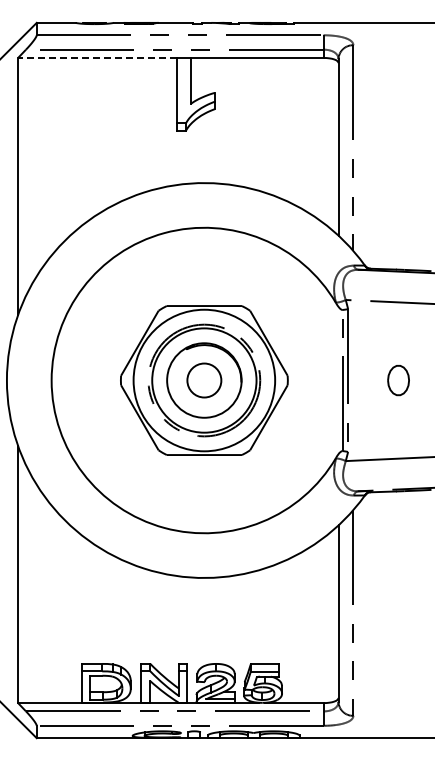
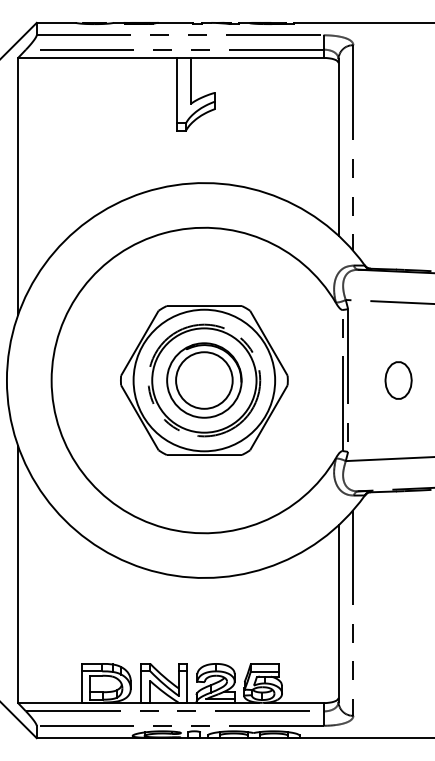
line: dashed -> solid (97, 57)
circle diameter: 34 px -> 57 px (204, 380)
part size: 23x32 px -> 29x39 px (398, 380)
